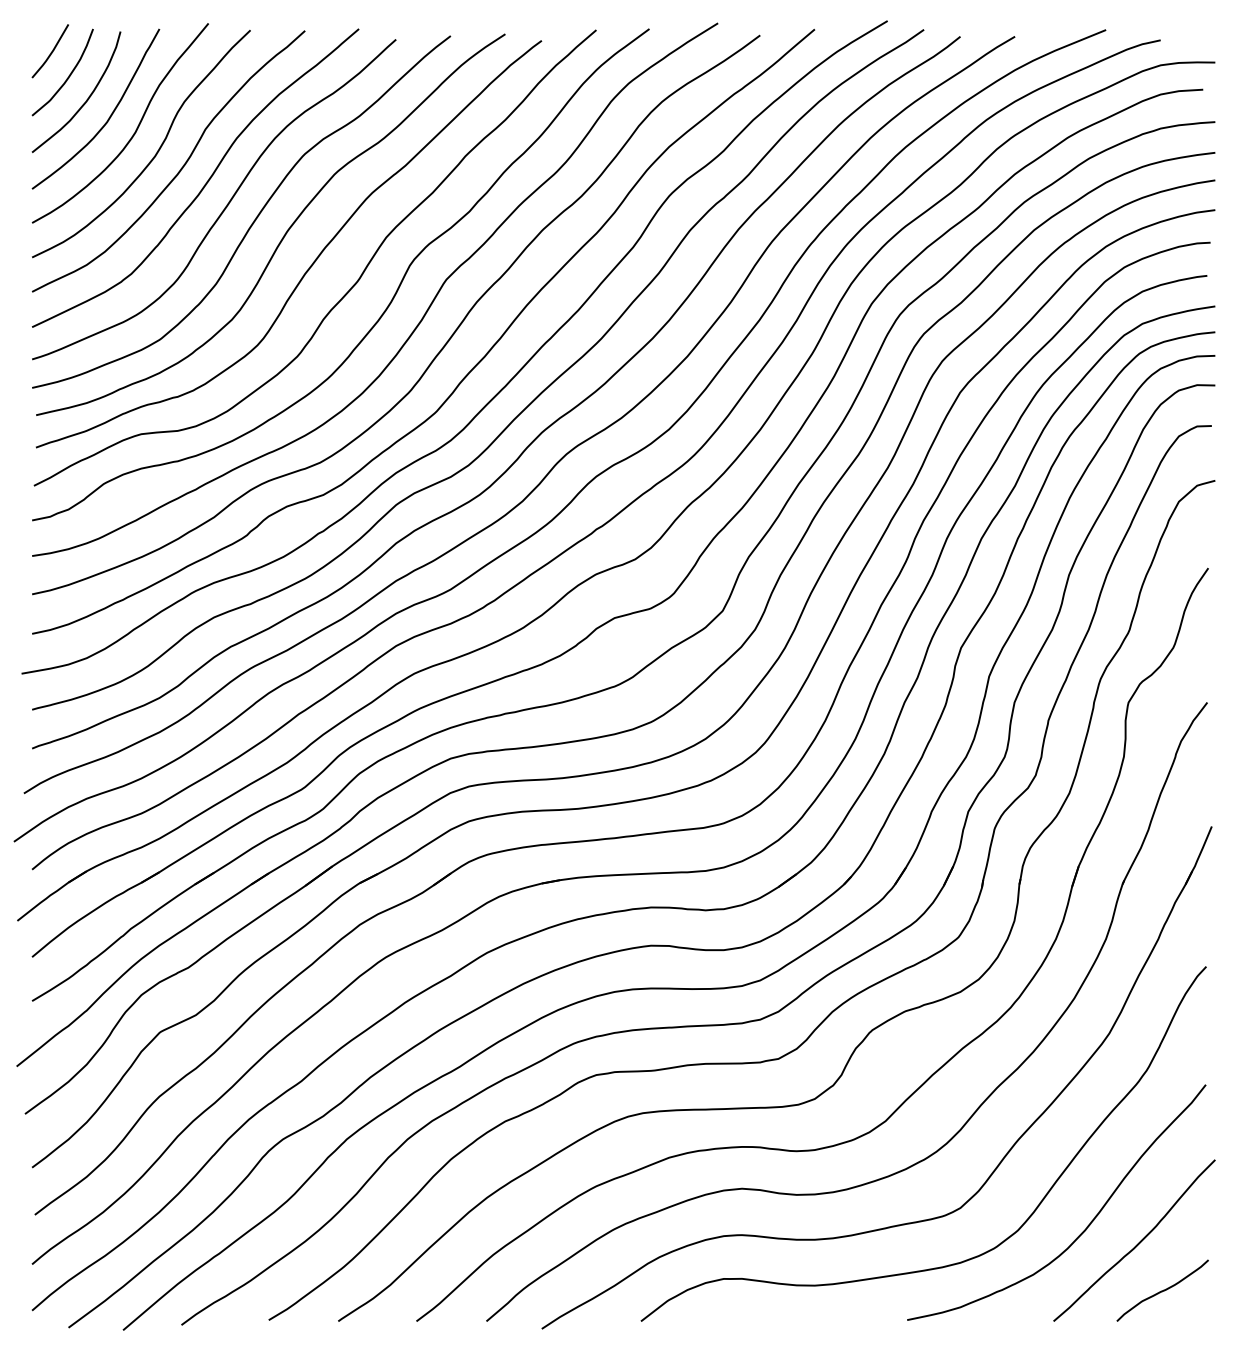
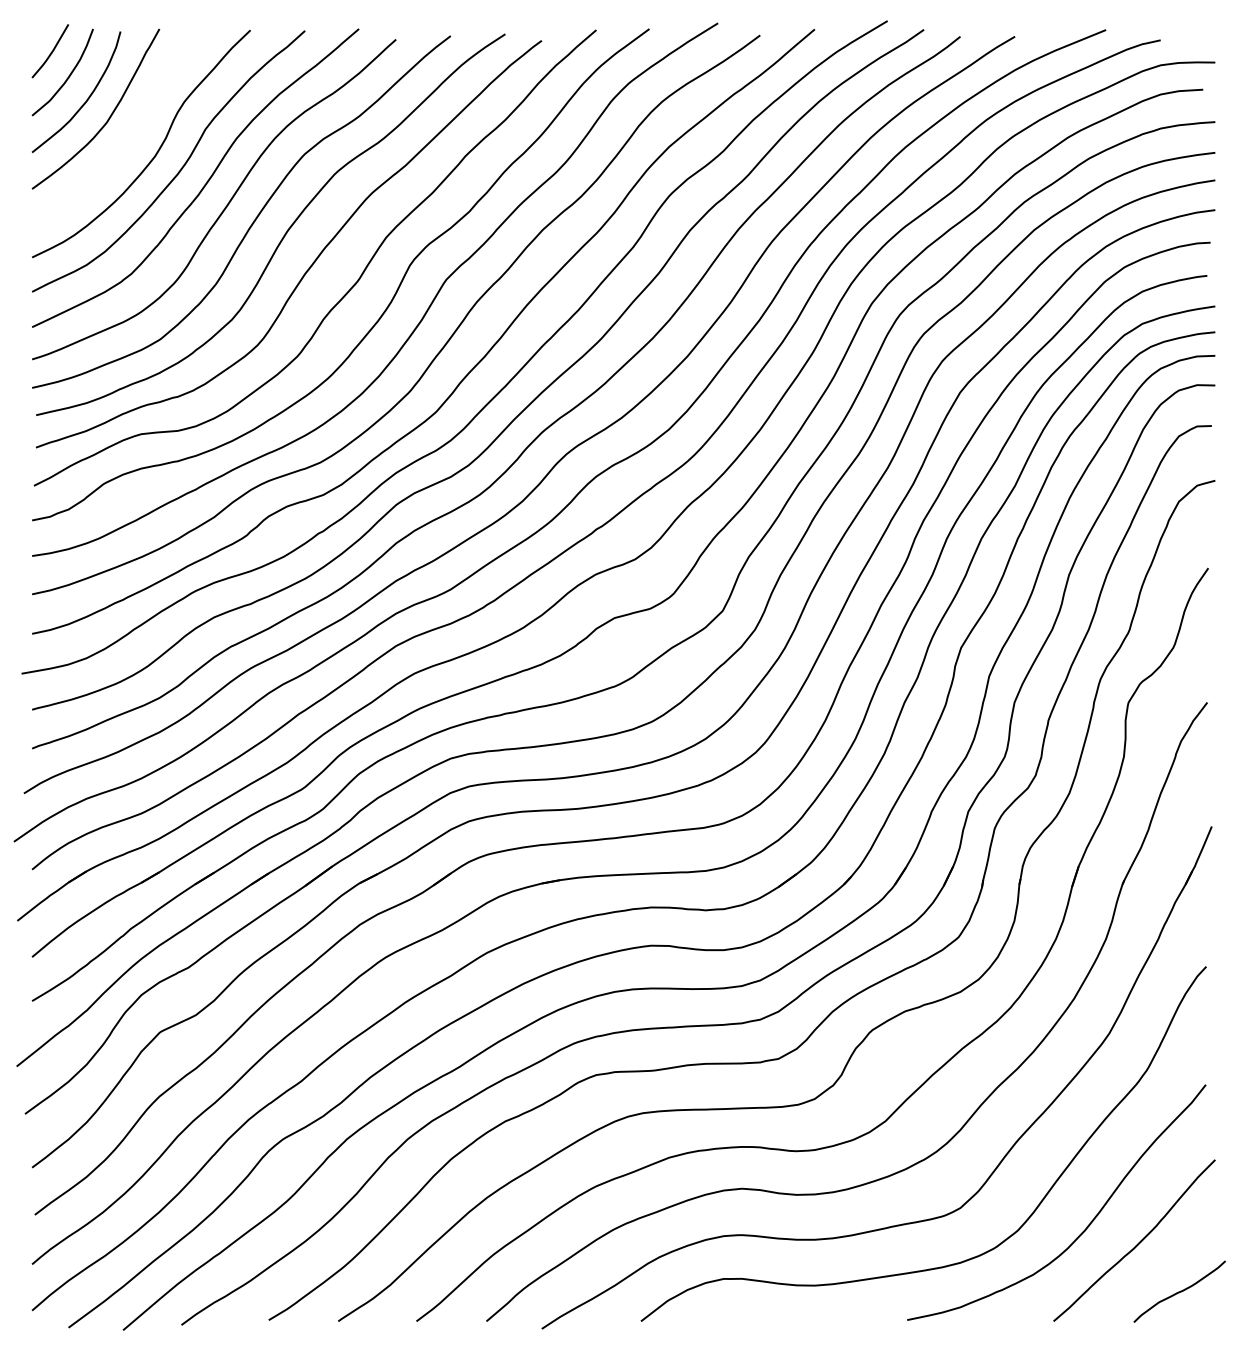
curve: present -> none (134, 131)
curve position: (1162, 1290) -> (1179, 1291) (1179, 1291)
